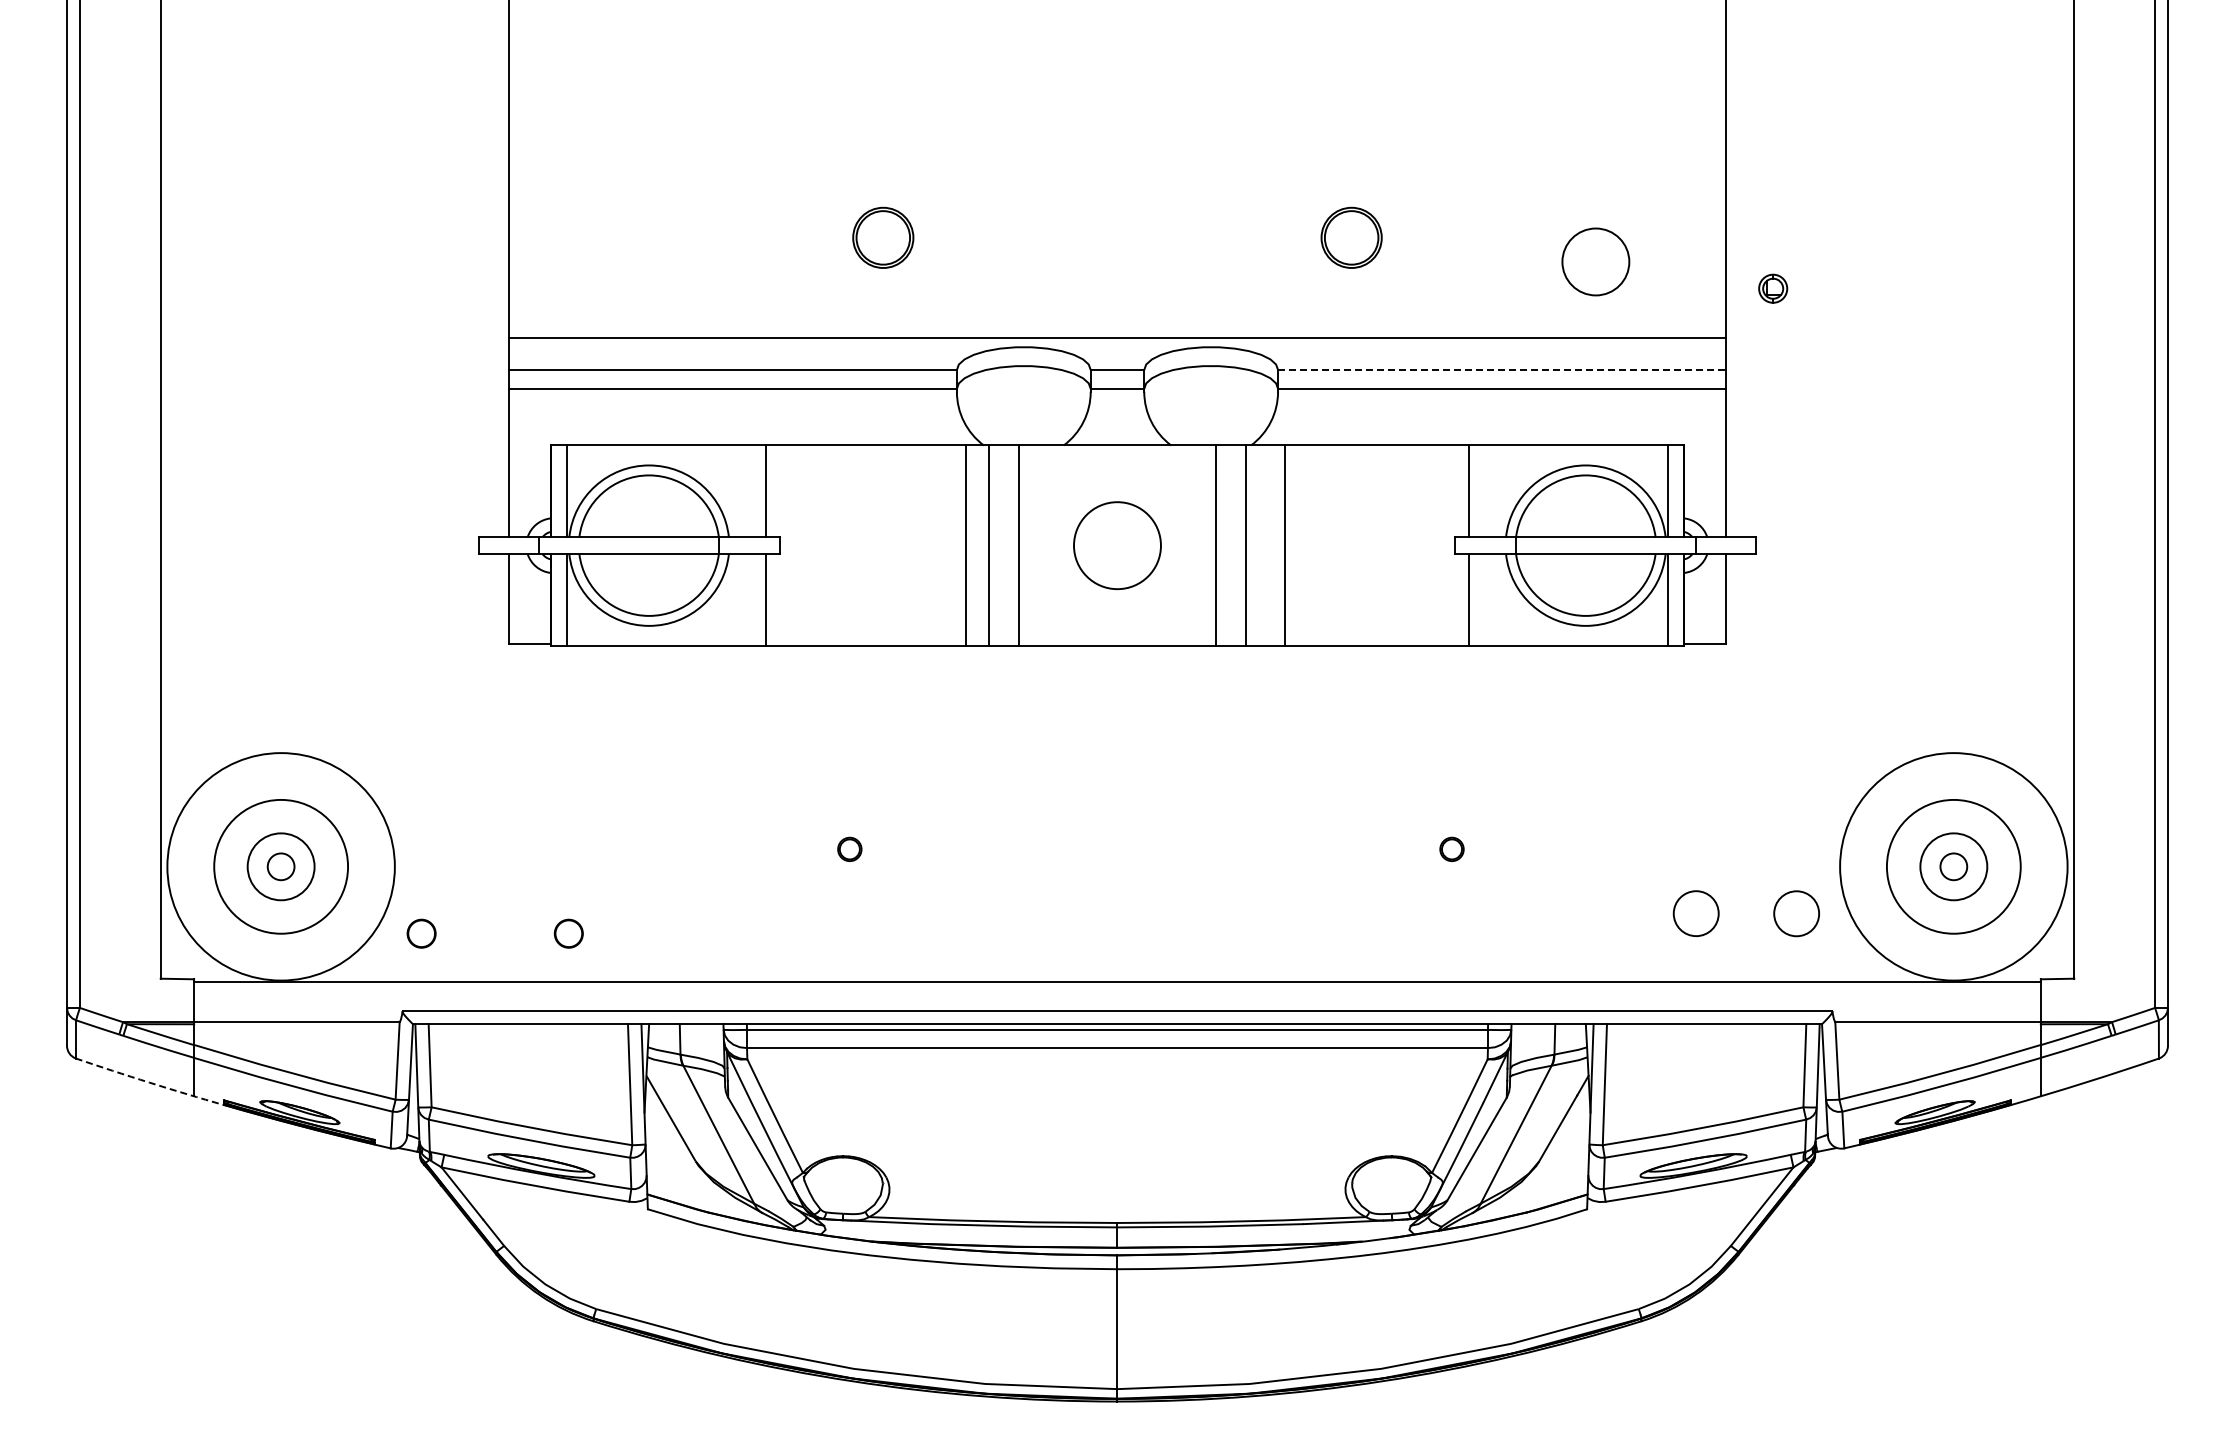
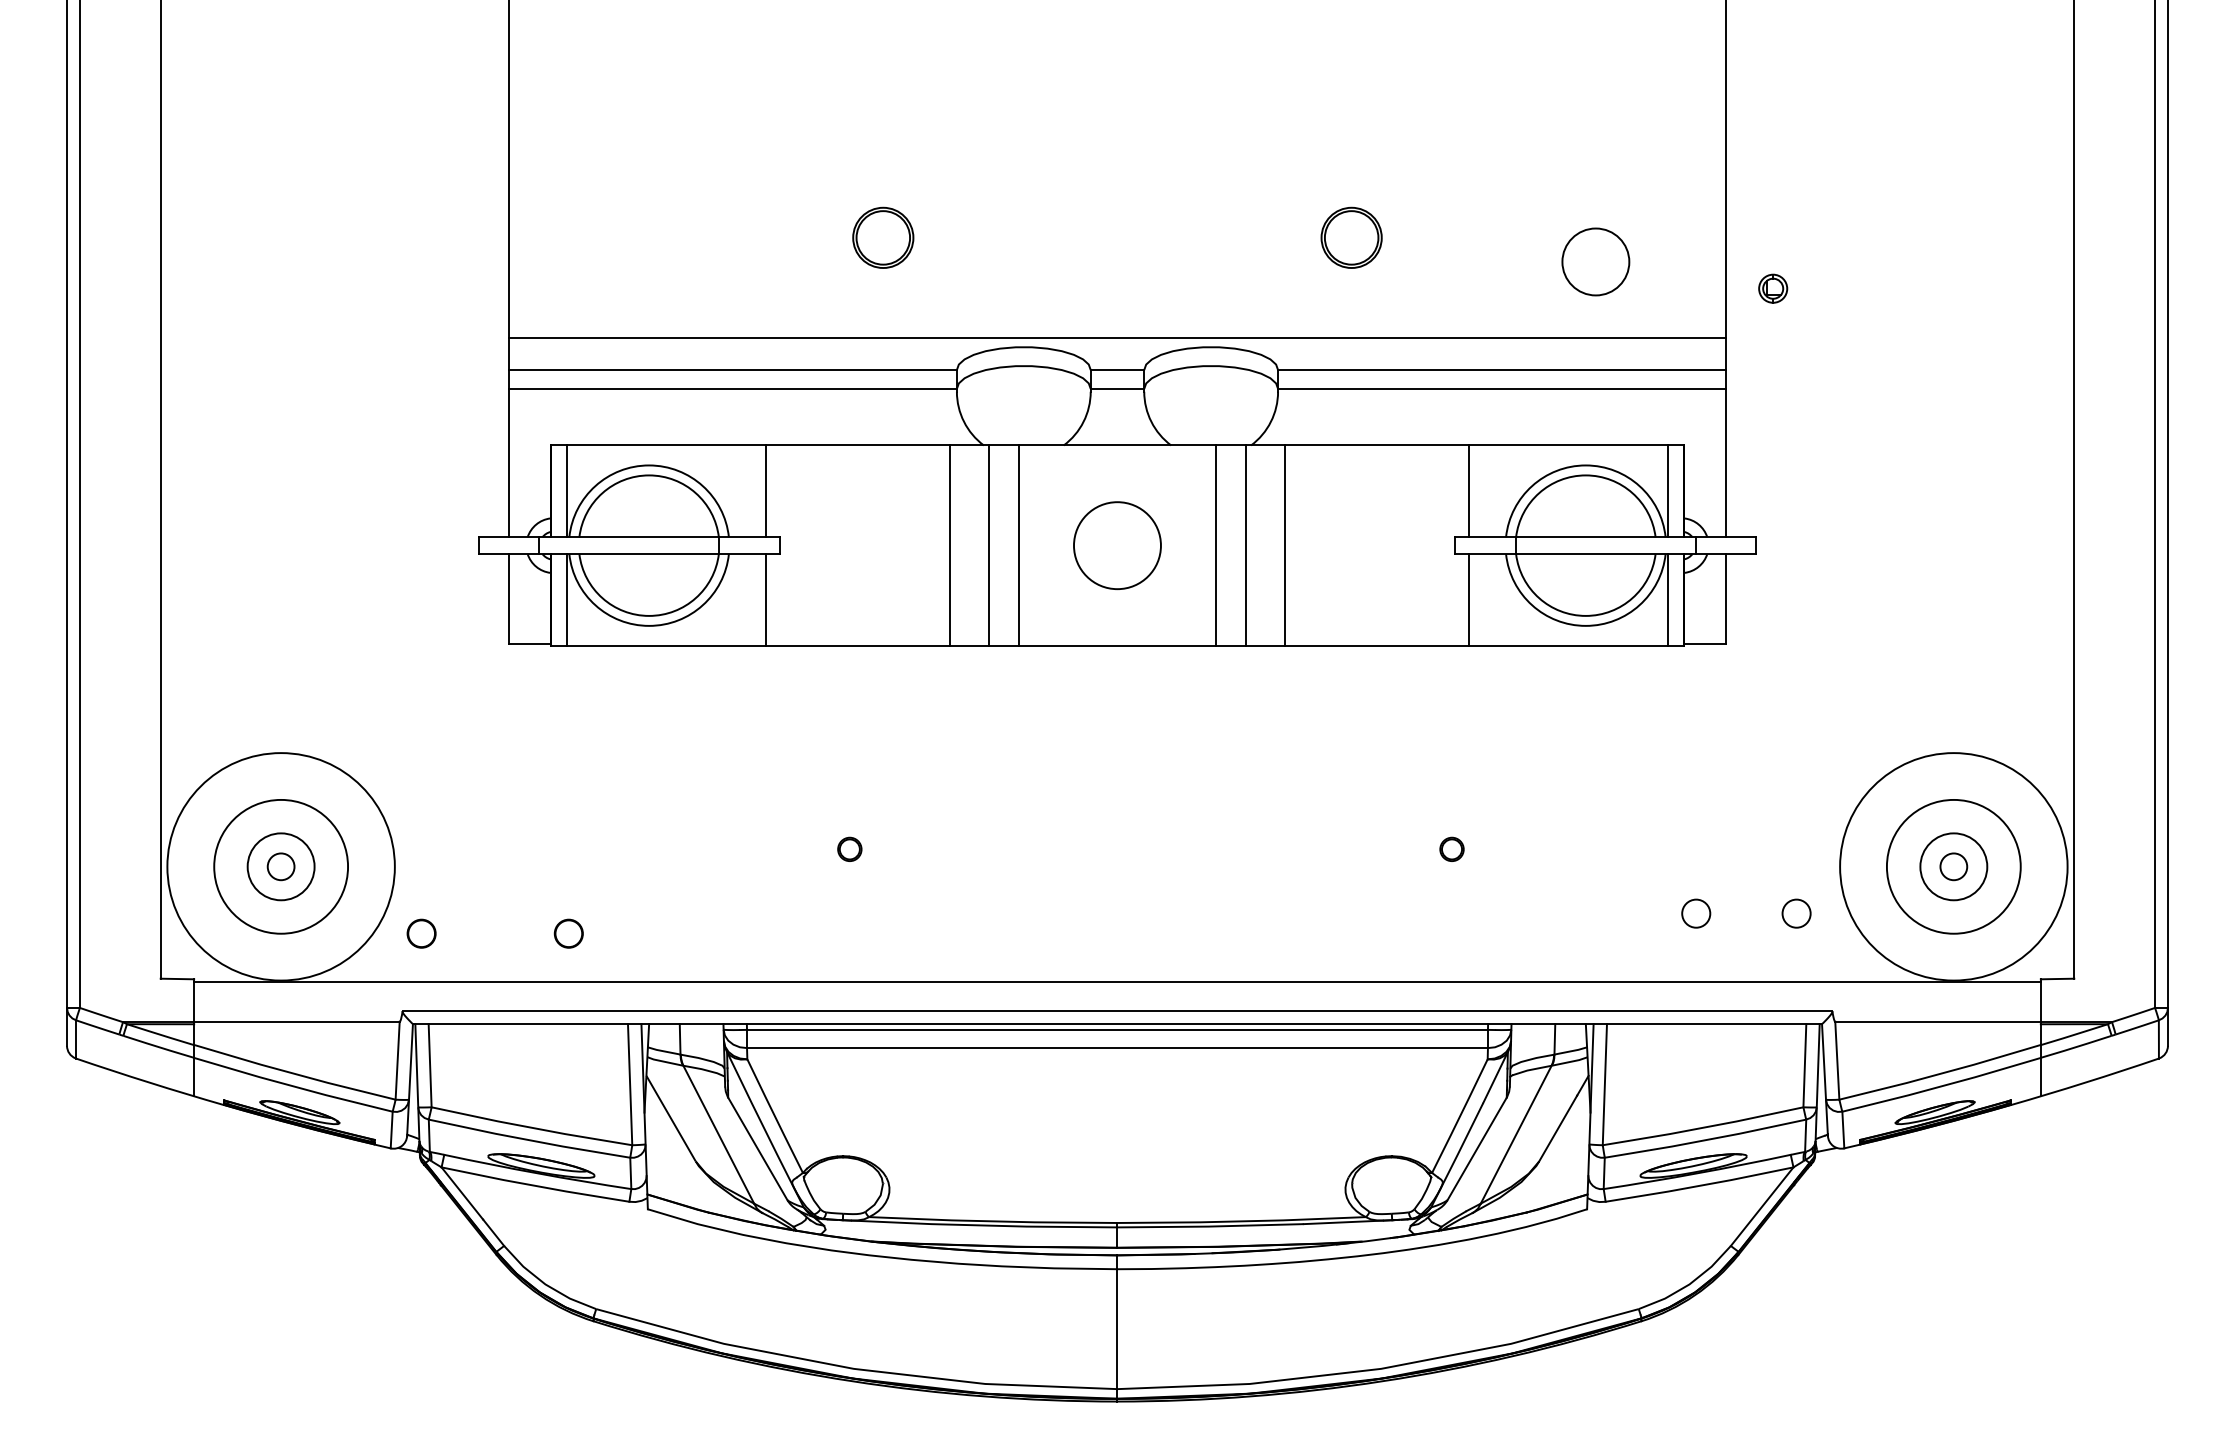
line: dashed -> solid (1502, 370)
line position: (966, 545) -> (950, 545) (950, 545)
circle diameter: 45 px -> 28 px (1696, 913)
circle size: 47x48 px -> 31x31 px (1796, 913)
arc: dashed -> solid (149, 1082)
